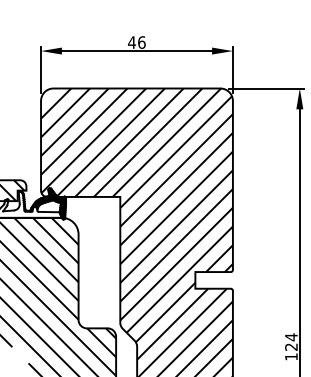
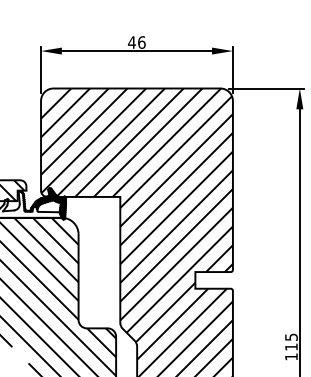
text: 124 -> 115 (291, 341)
